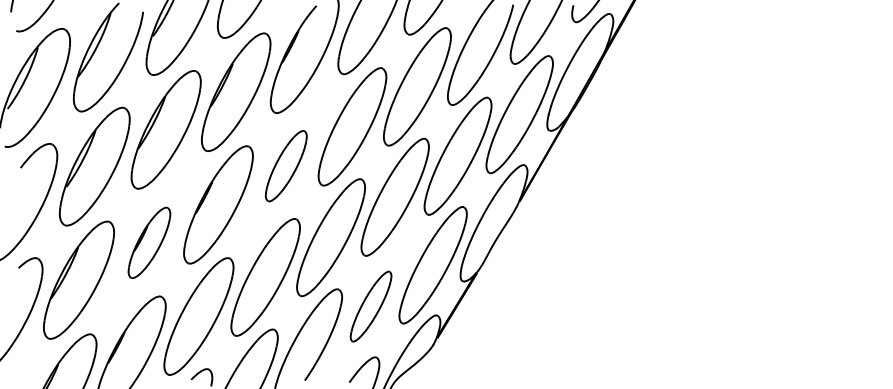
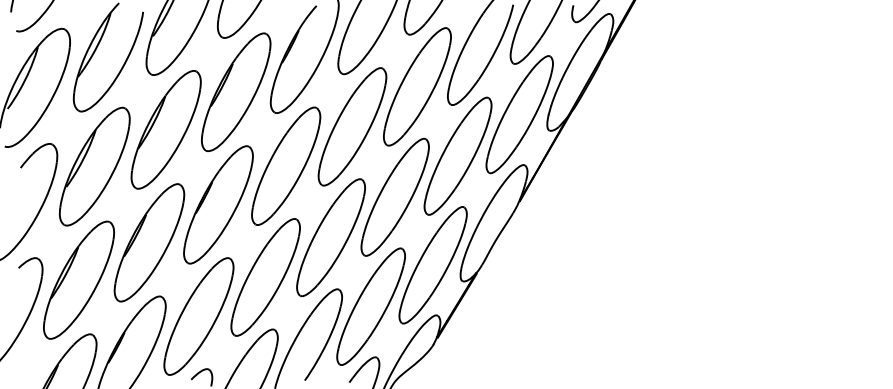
part size: 44x73 px -> 71x120 px (286, 165)
part size: 45x73 px -> 73x120 px (149, 242)
part size: 44x73 px -> 70x119 px (370, 306)
